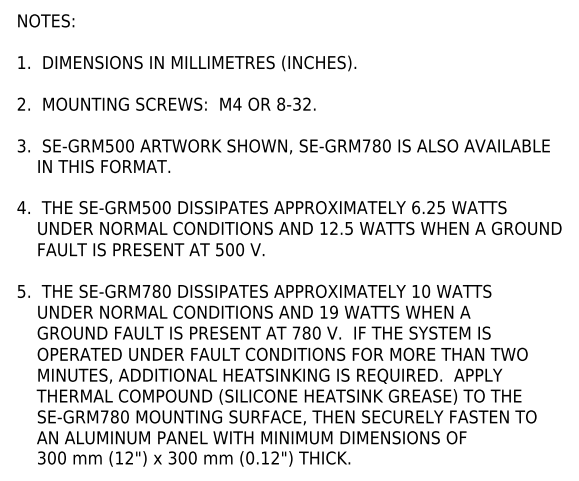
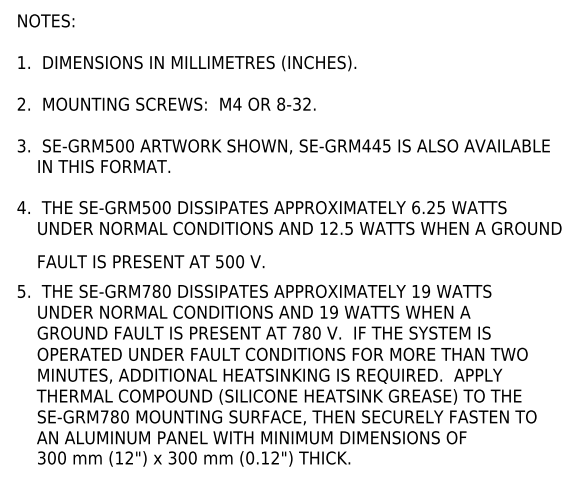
text: SE-GRM780 -> SE-GRM445 (376, 145)
text position: (151, 249) -> (151, 261) (151, 261)
text: 10 -> 19 (425, 291)
